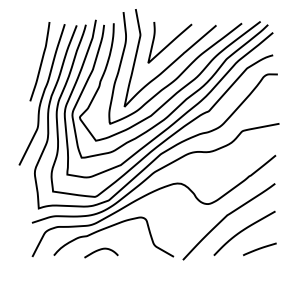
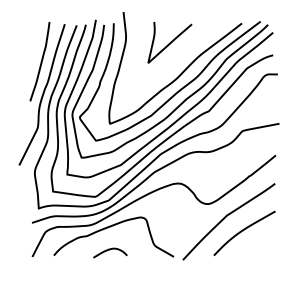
curve: present -> none (173, 61)
line: present -> none (259, 249)
curve position: (101, 250) -> (110, 250) (110, 250)
